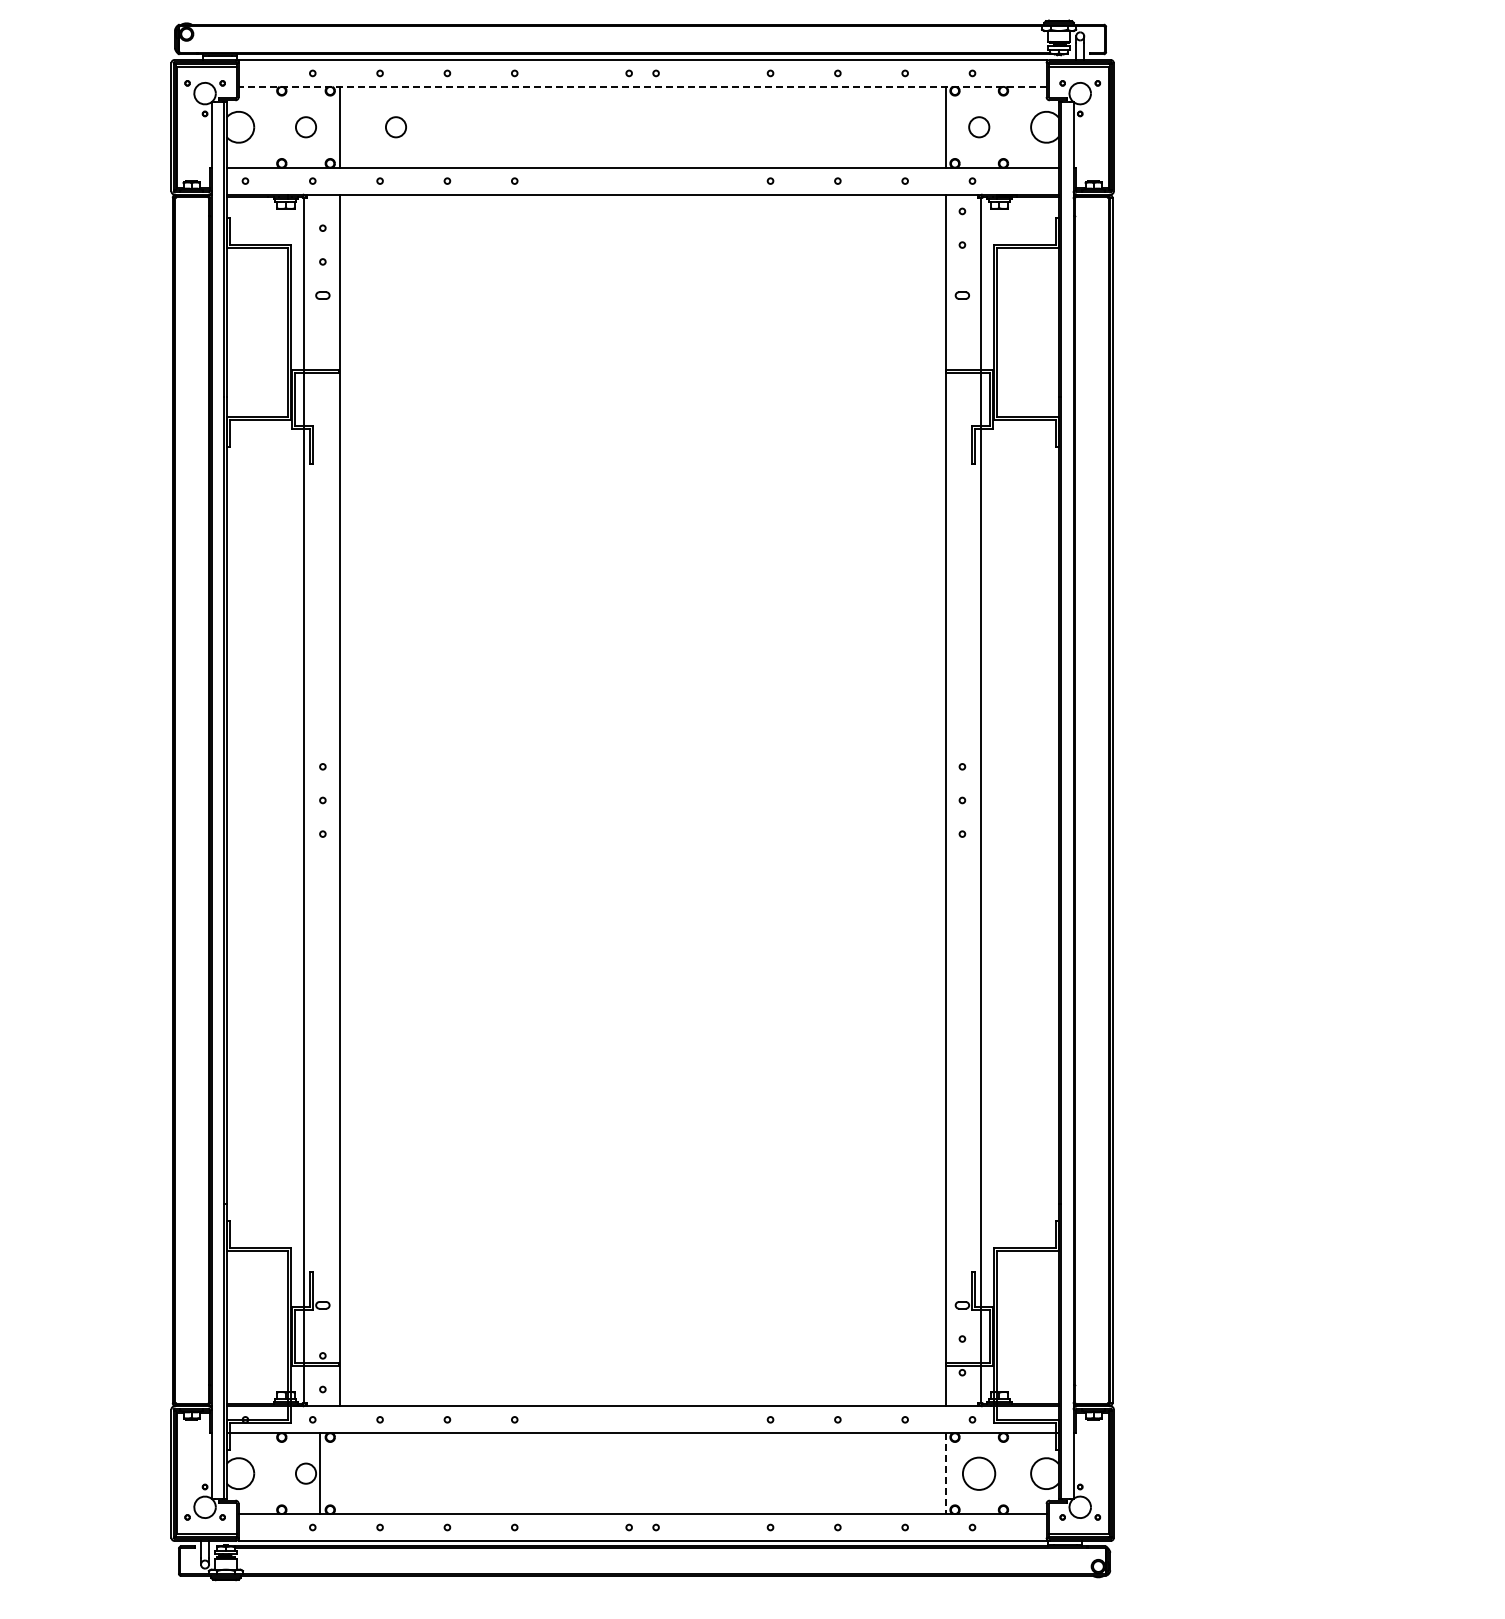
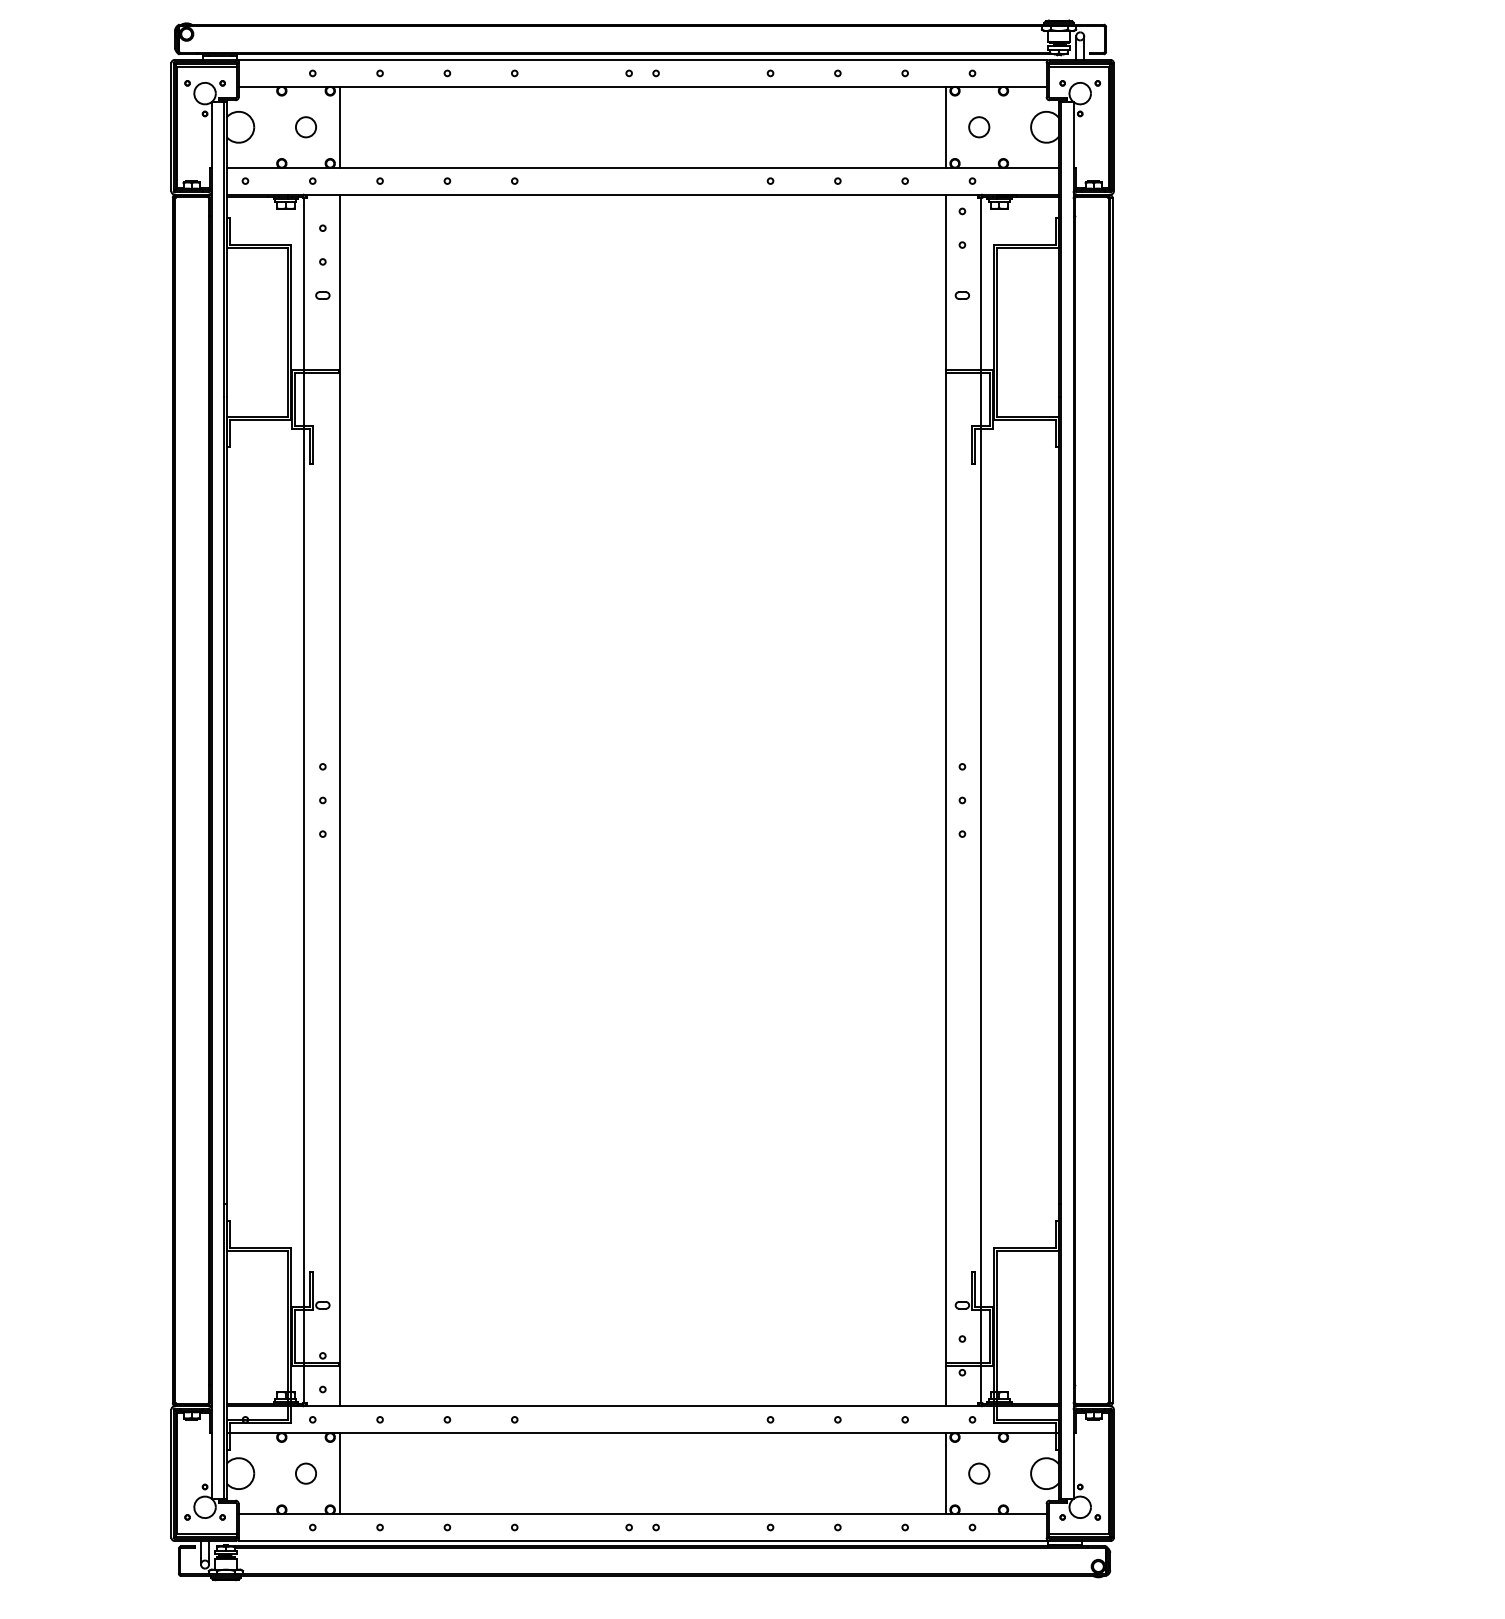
line: dashed -> solid (642, 86)
circle: present -> none (395, 127)
line position: (319, 1473) -> (339, 1473) (339, 1473)
circle size: 35x35 px -> 23x23 px (979, 1473)
line: dashed -> solid (945, 1474)
